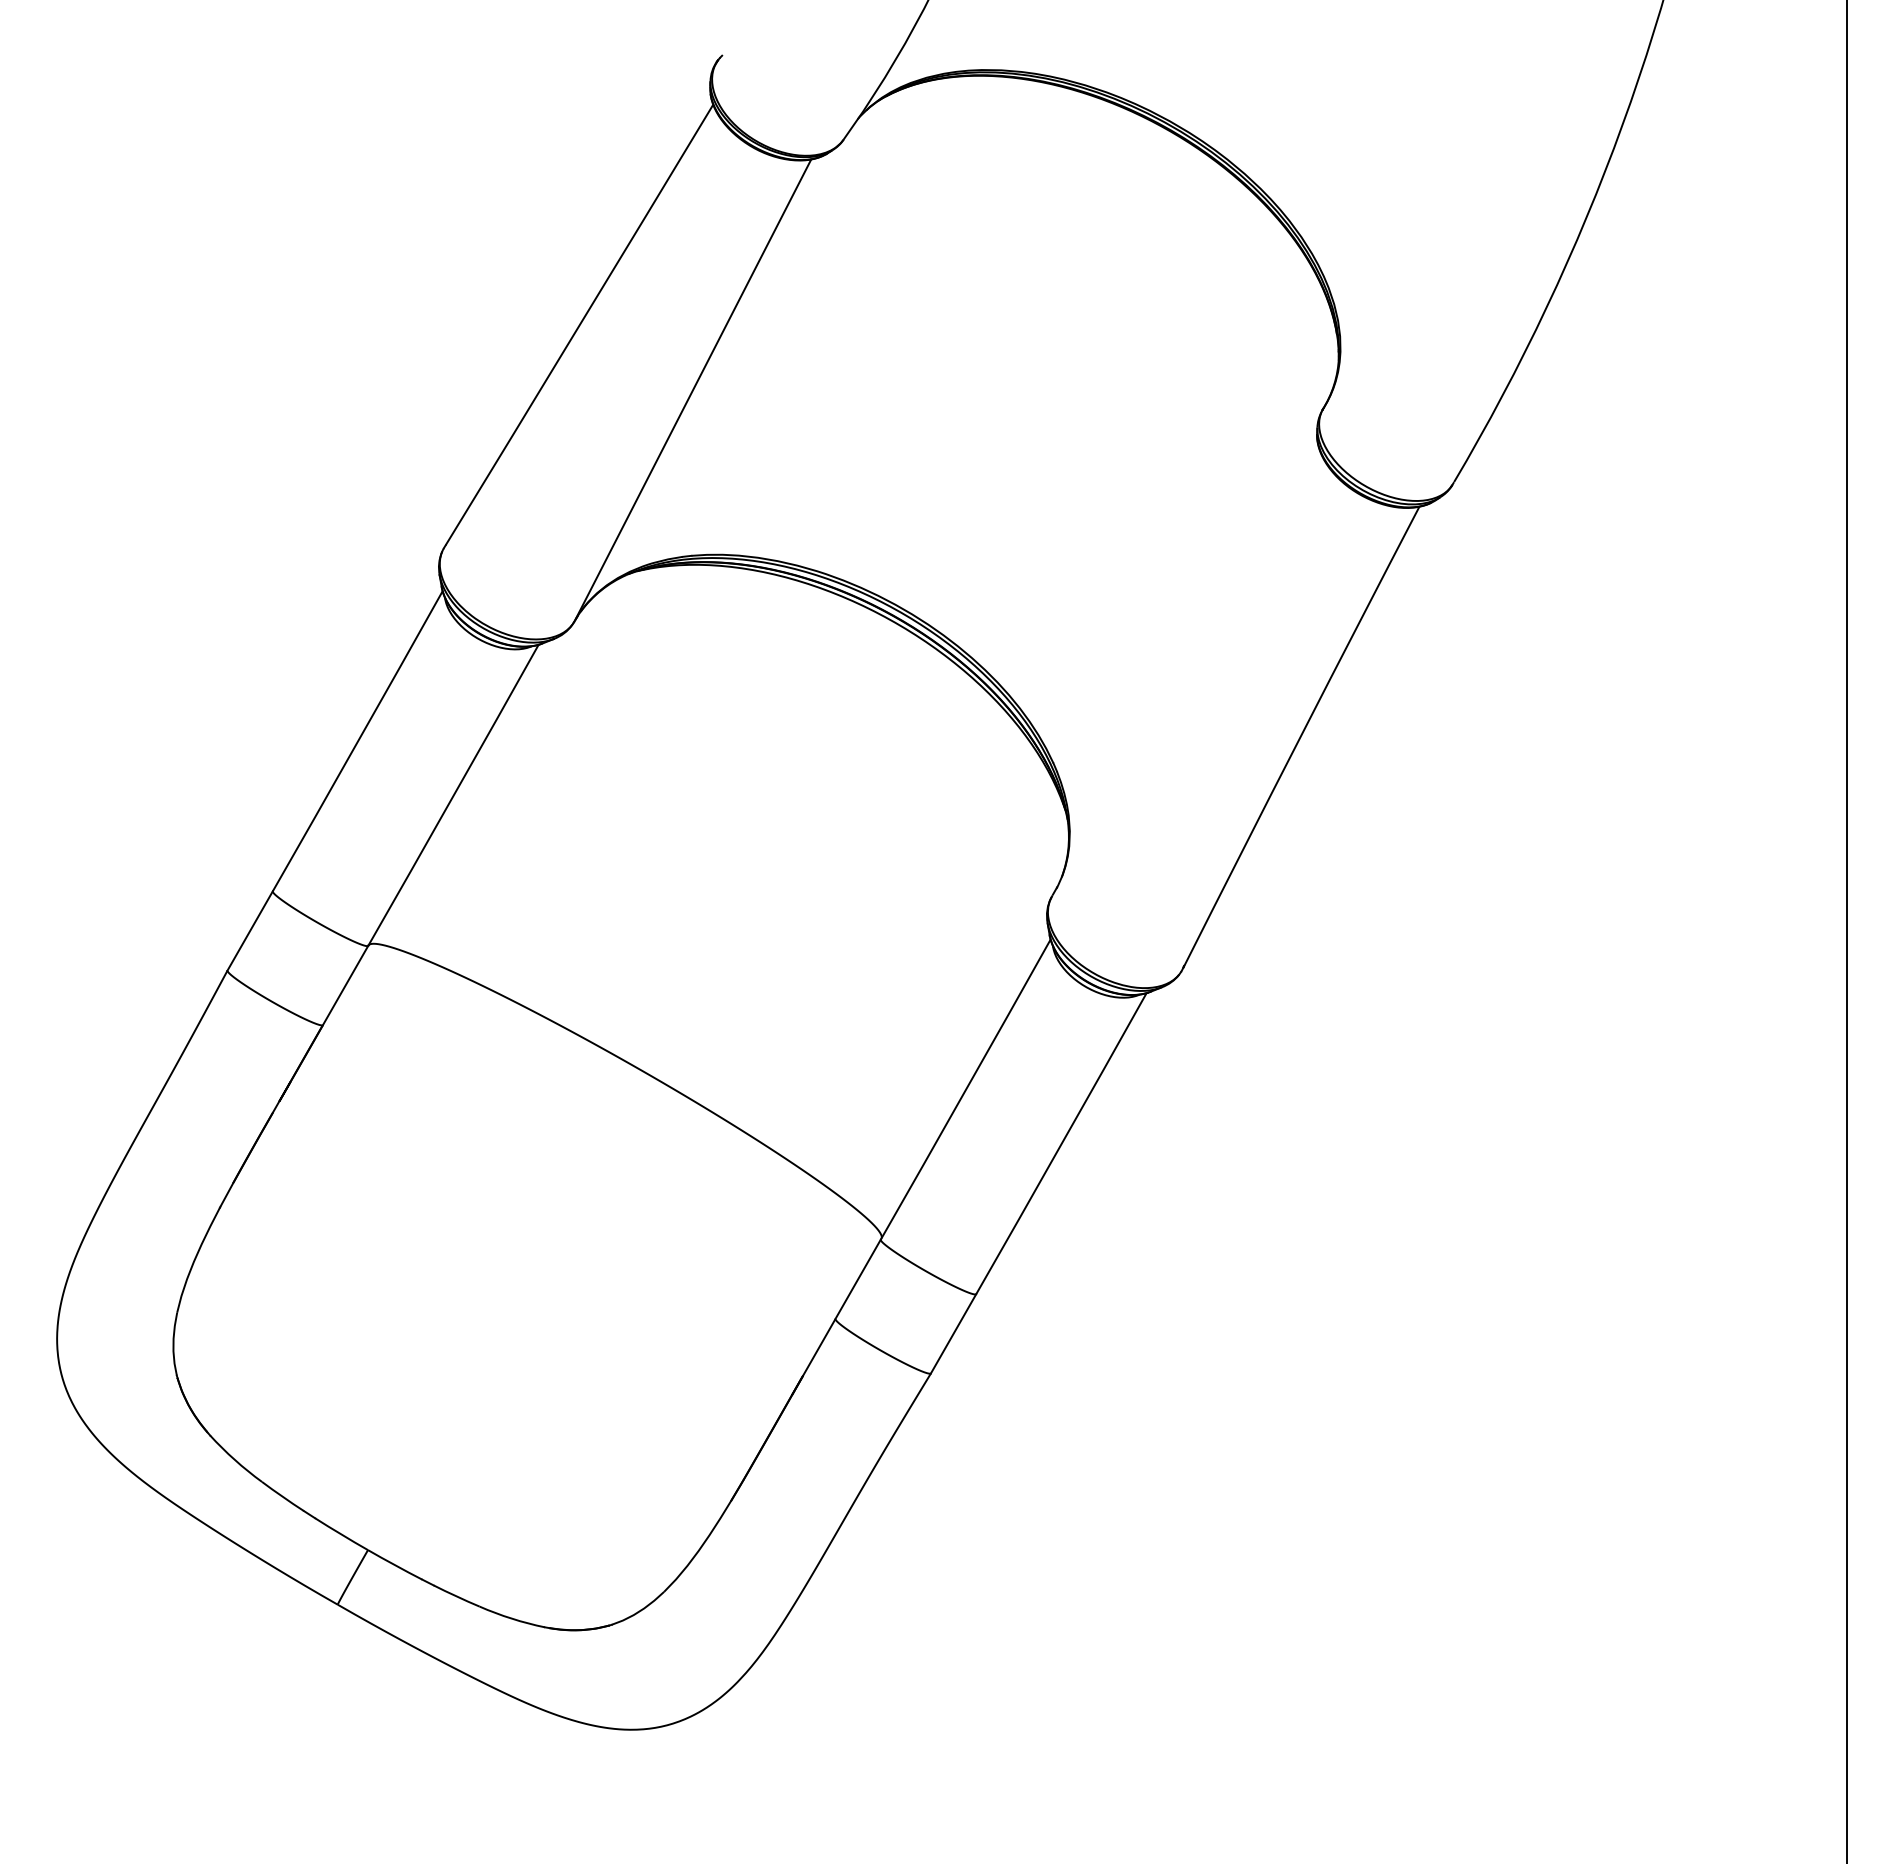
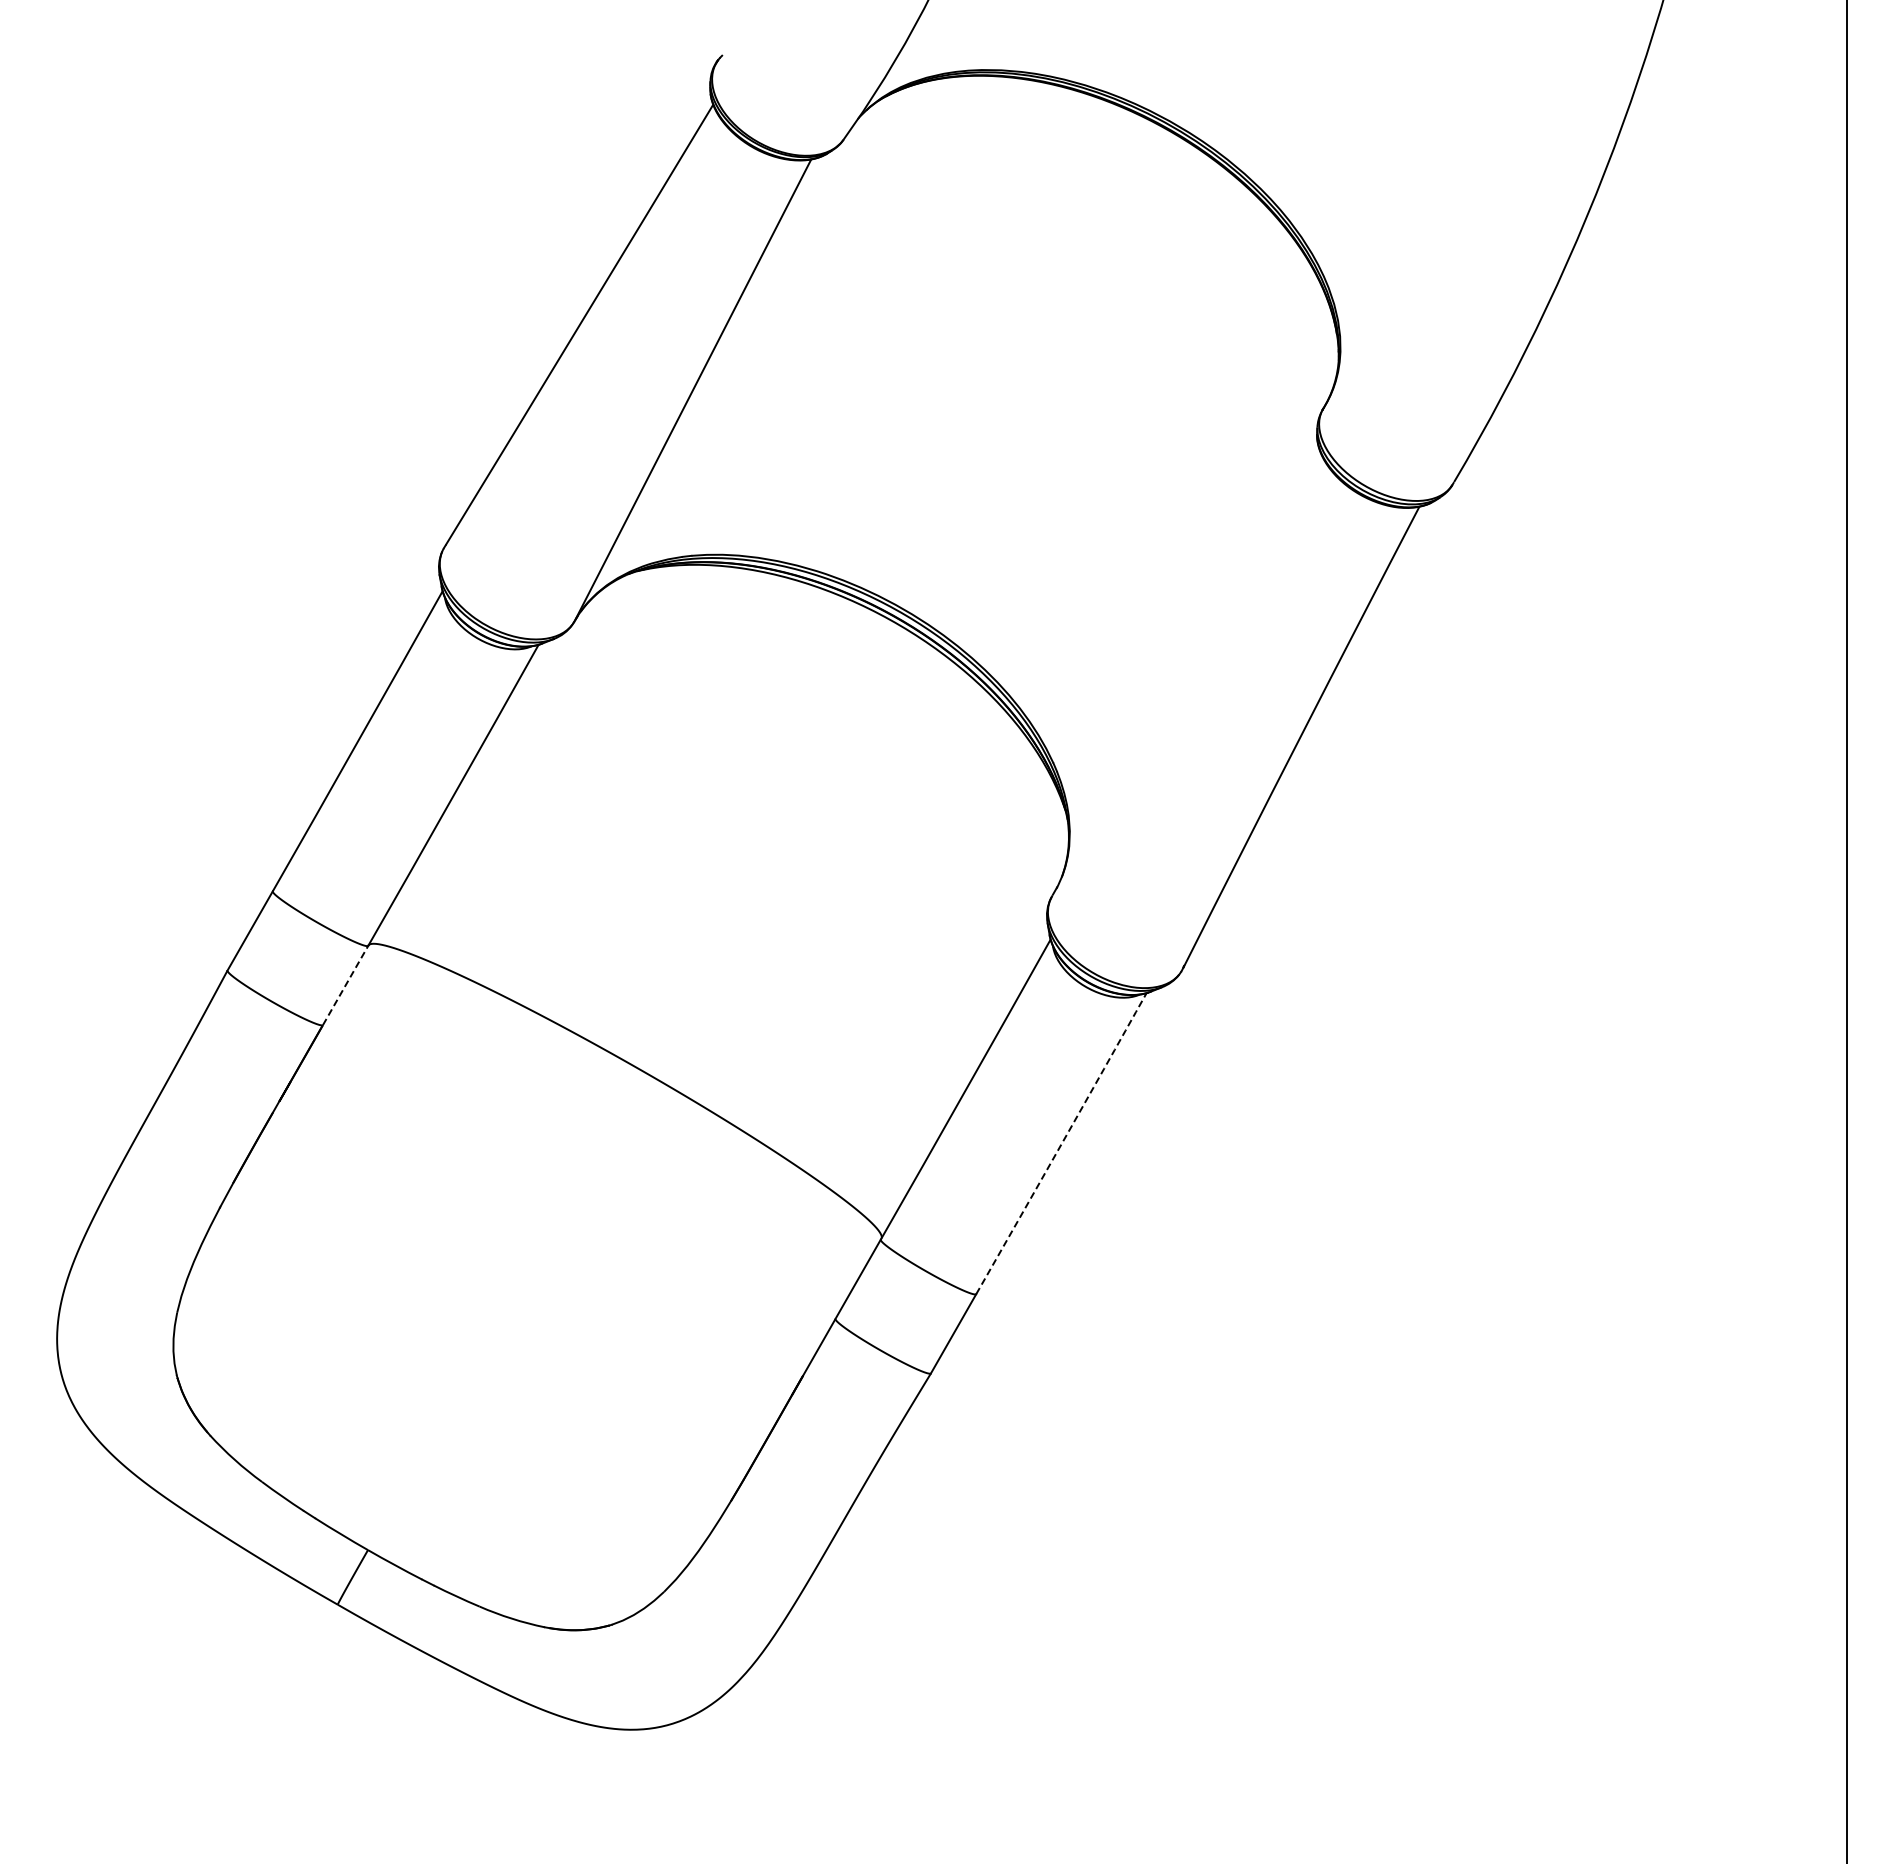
line: solid -> dashed (345, 985)
arc: solid -> dashed (1061, 1143)
